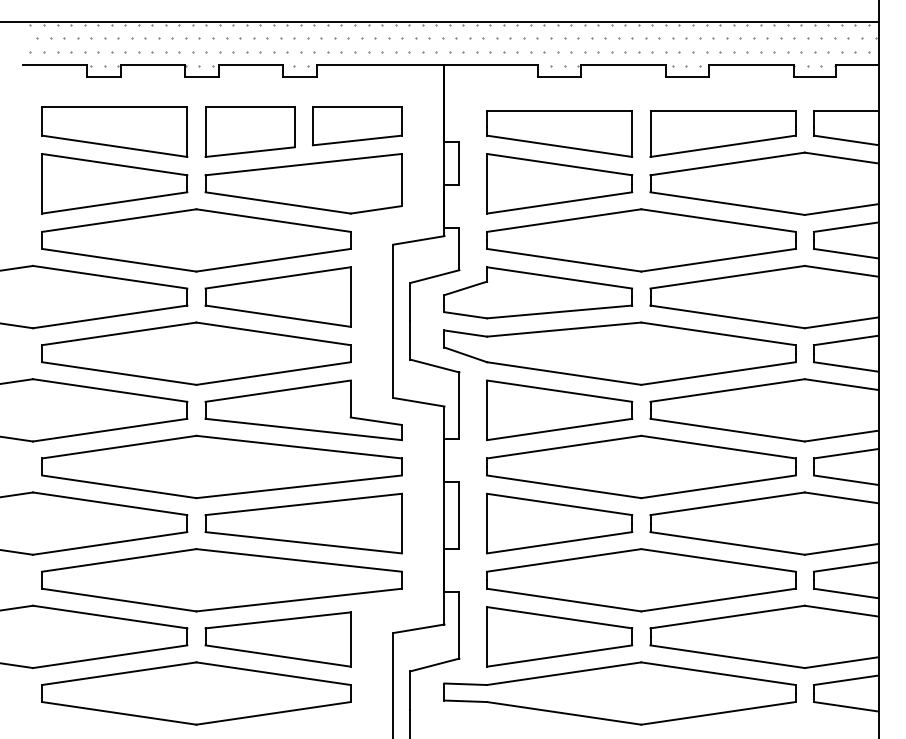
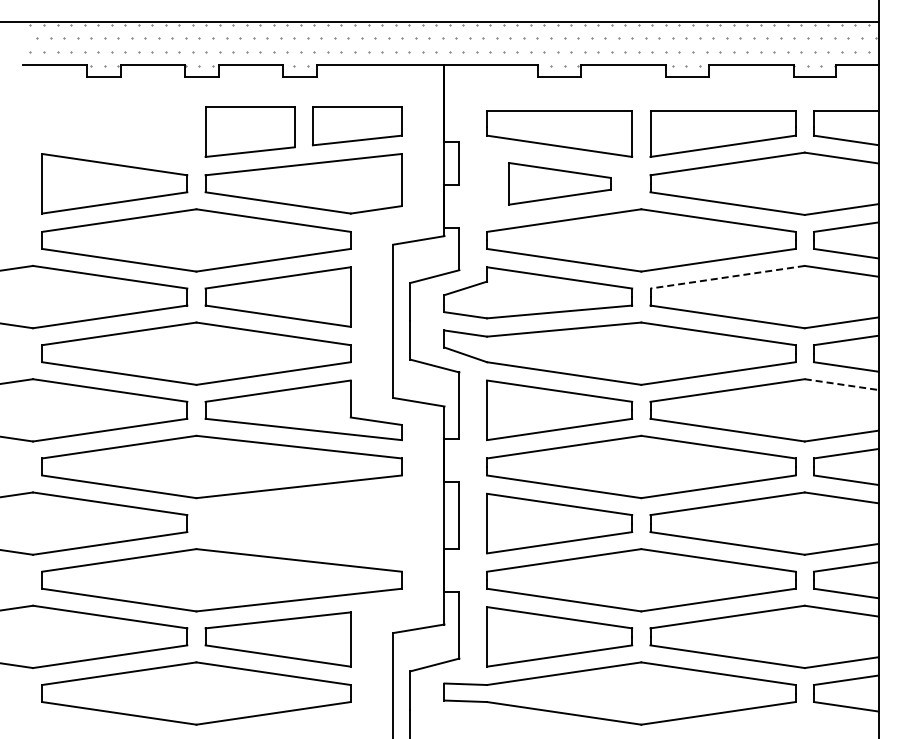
part: present -> none (114, 131)
part size: 148x62 px -> 104x44 px (559, 183)
line: solid -> dashed (727, 277)
line: solid -> dashed (842, 384)
part: present -> none (303, 523)
